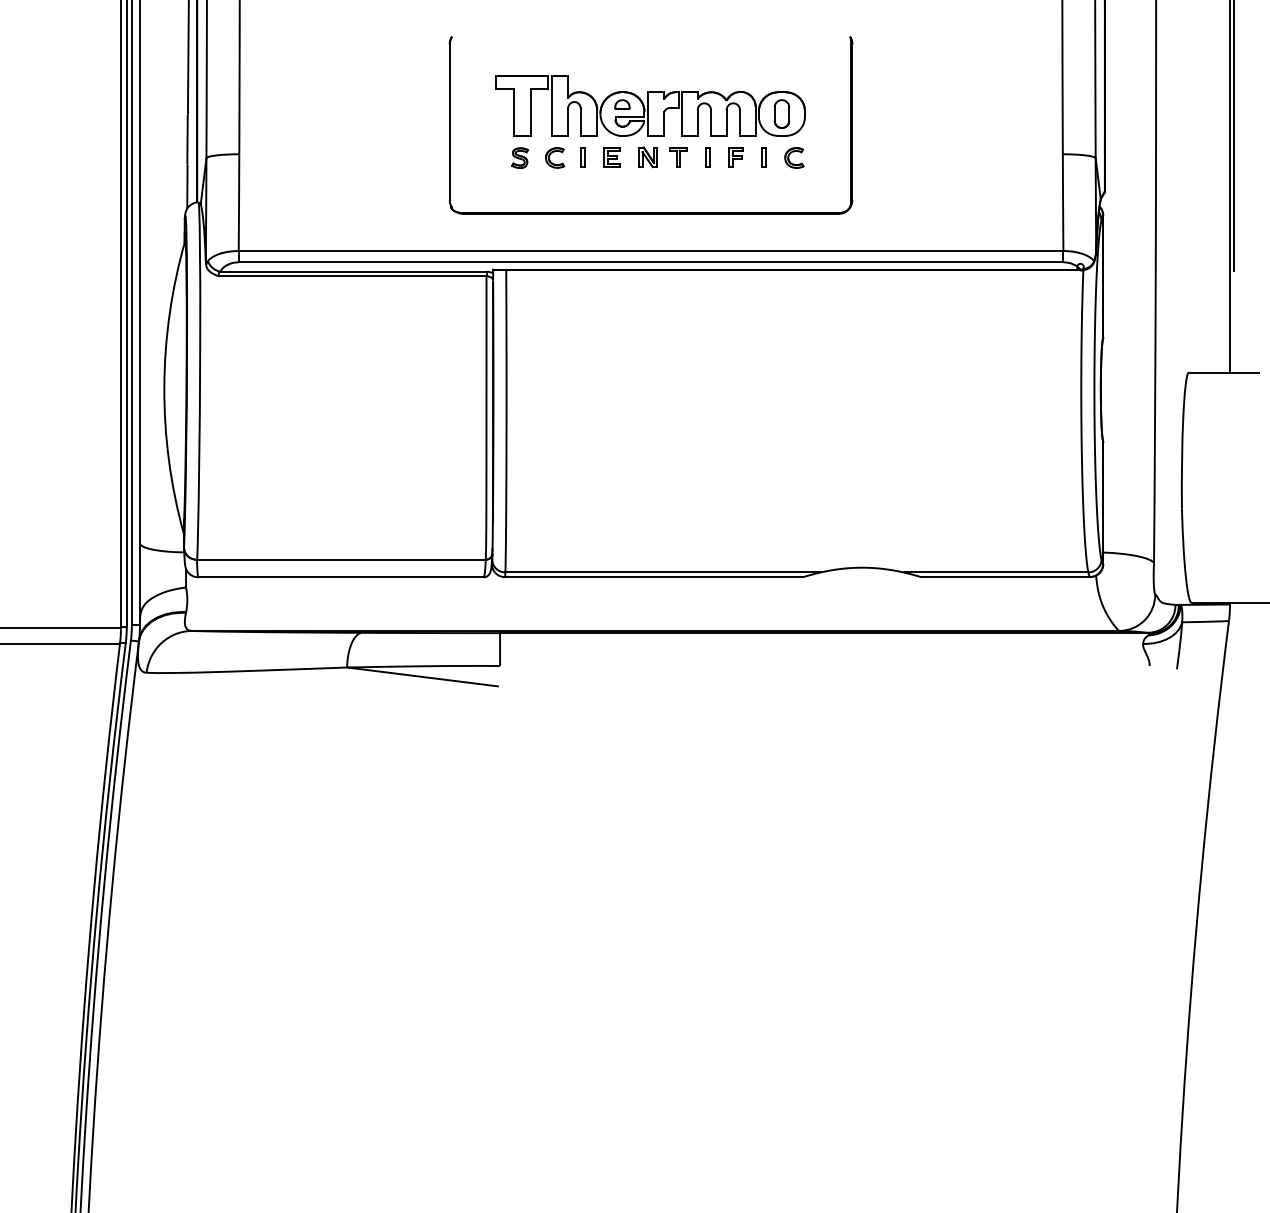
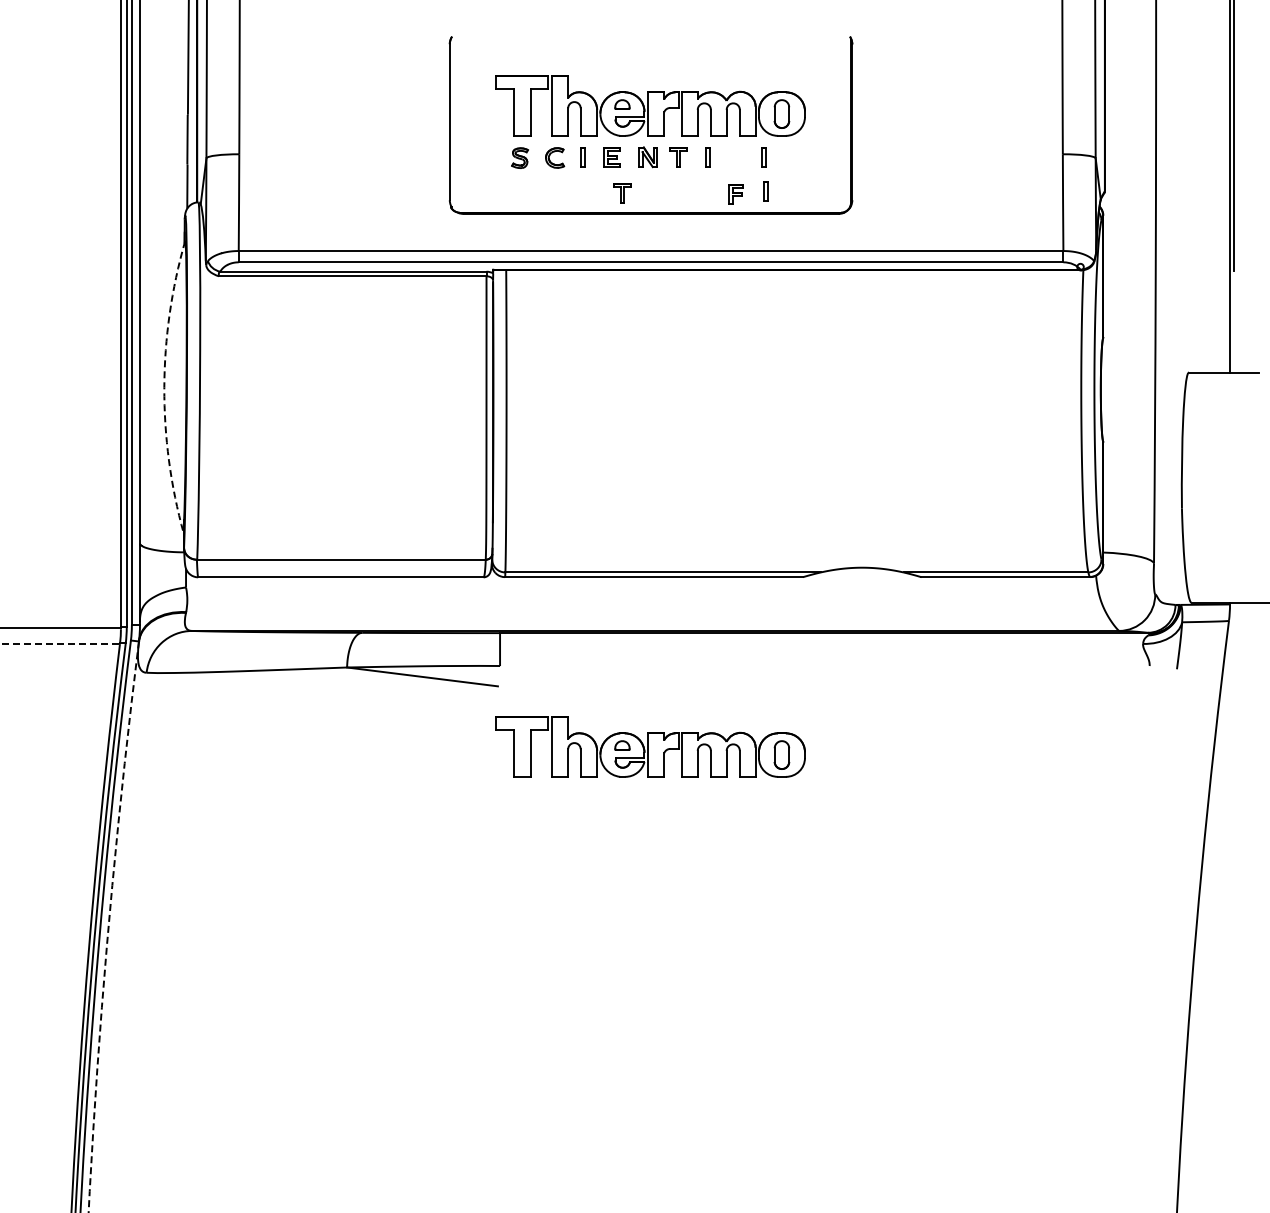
part position: (735, 157) -> (735, 194) (735, 194)
part: present -> none (794, 157)
part: none -> present (765, 191)
part: none -> present (622, 193)
arc: solid -> dashed (164, 387)
line: solid -> dashed (60, 644)
part: none -> present (650, 746)
arc: solid -> dashed (108, 926)
